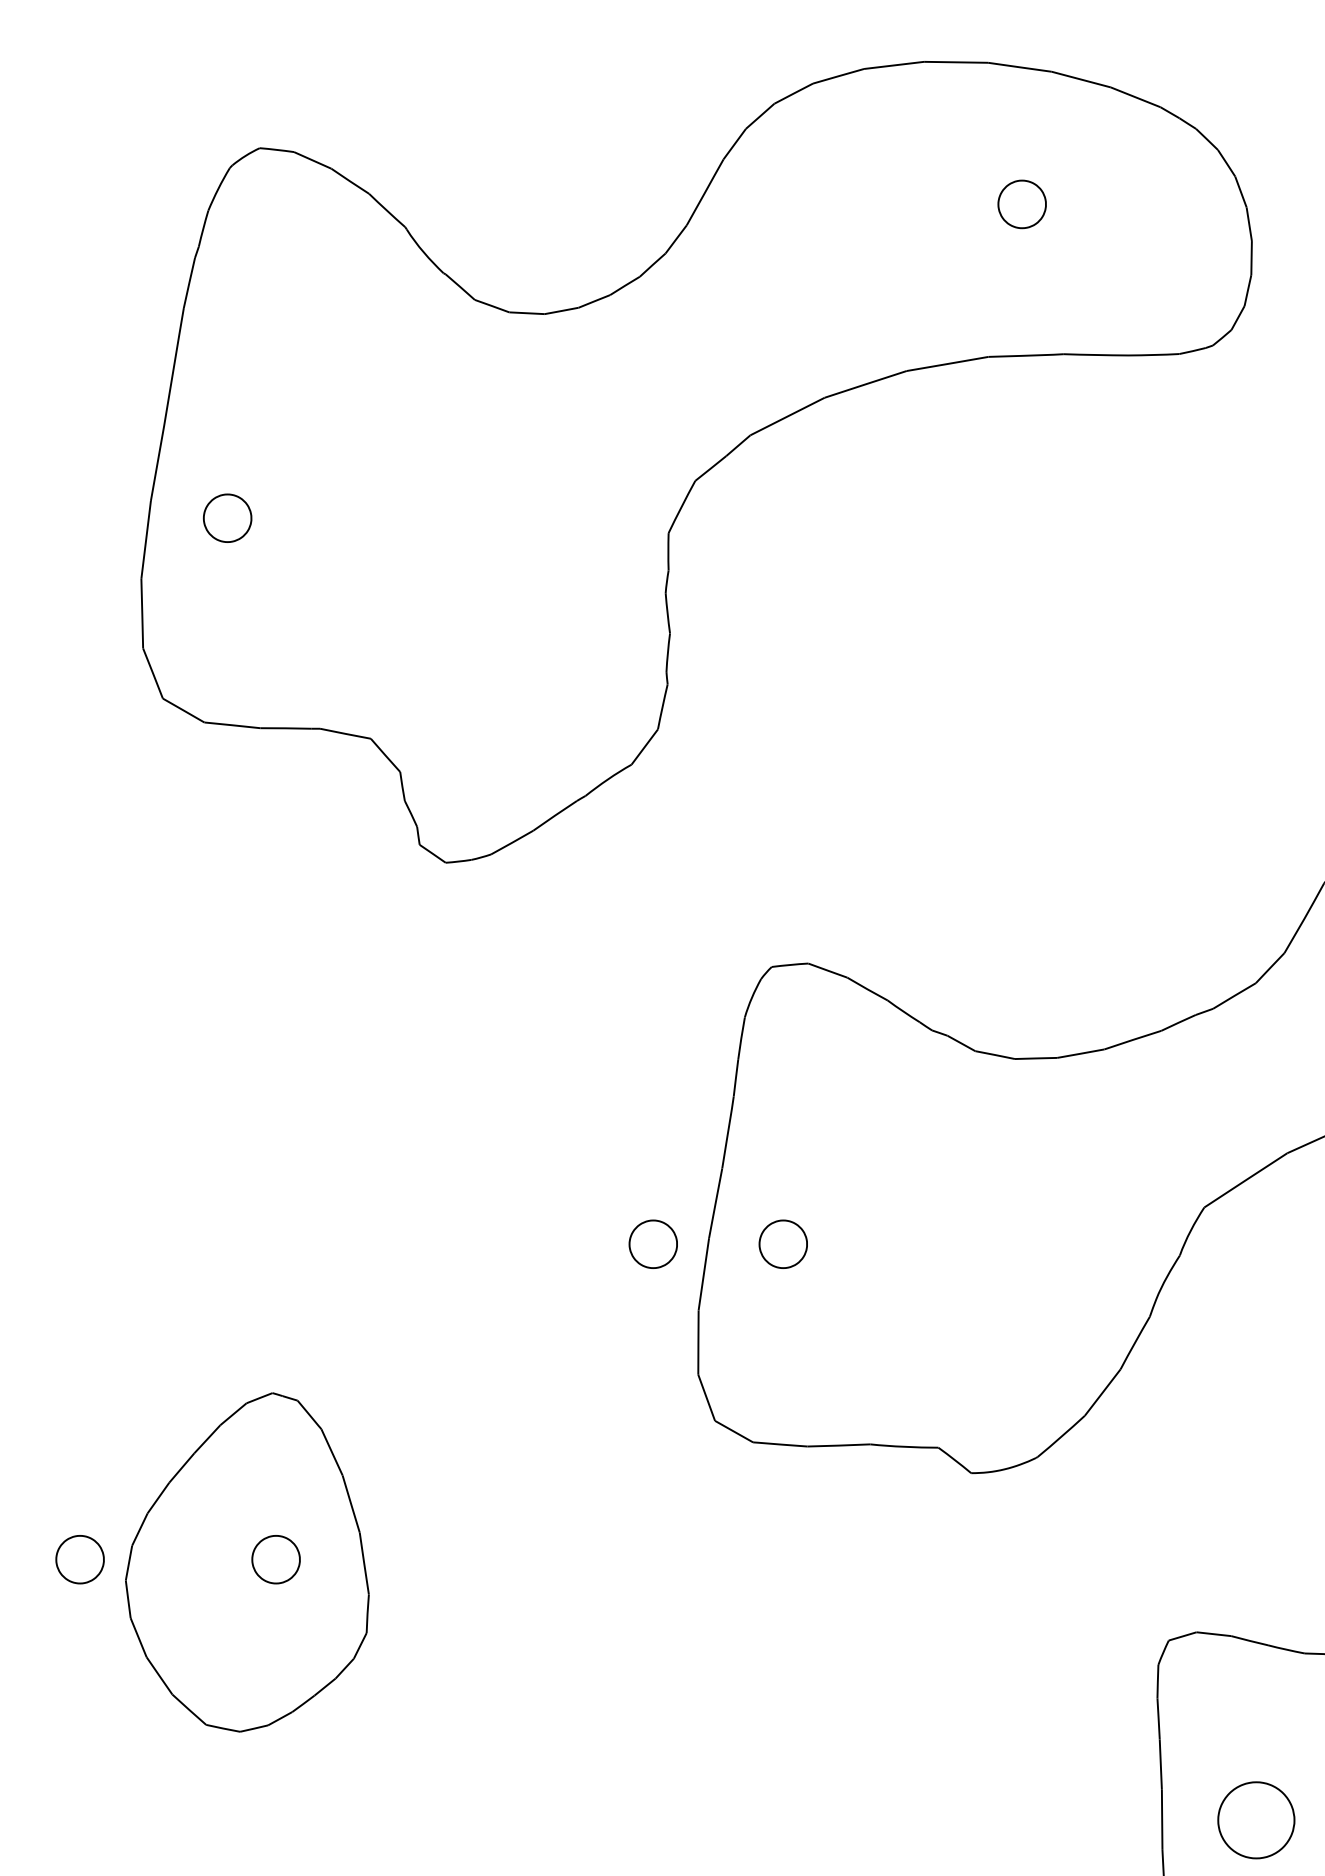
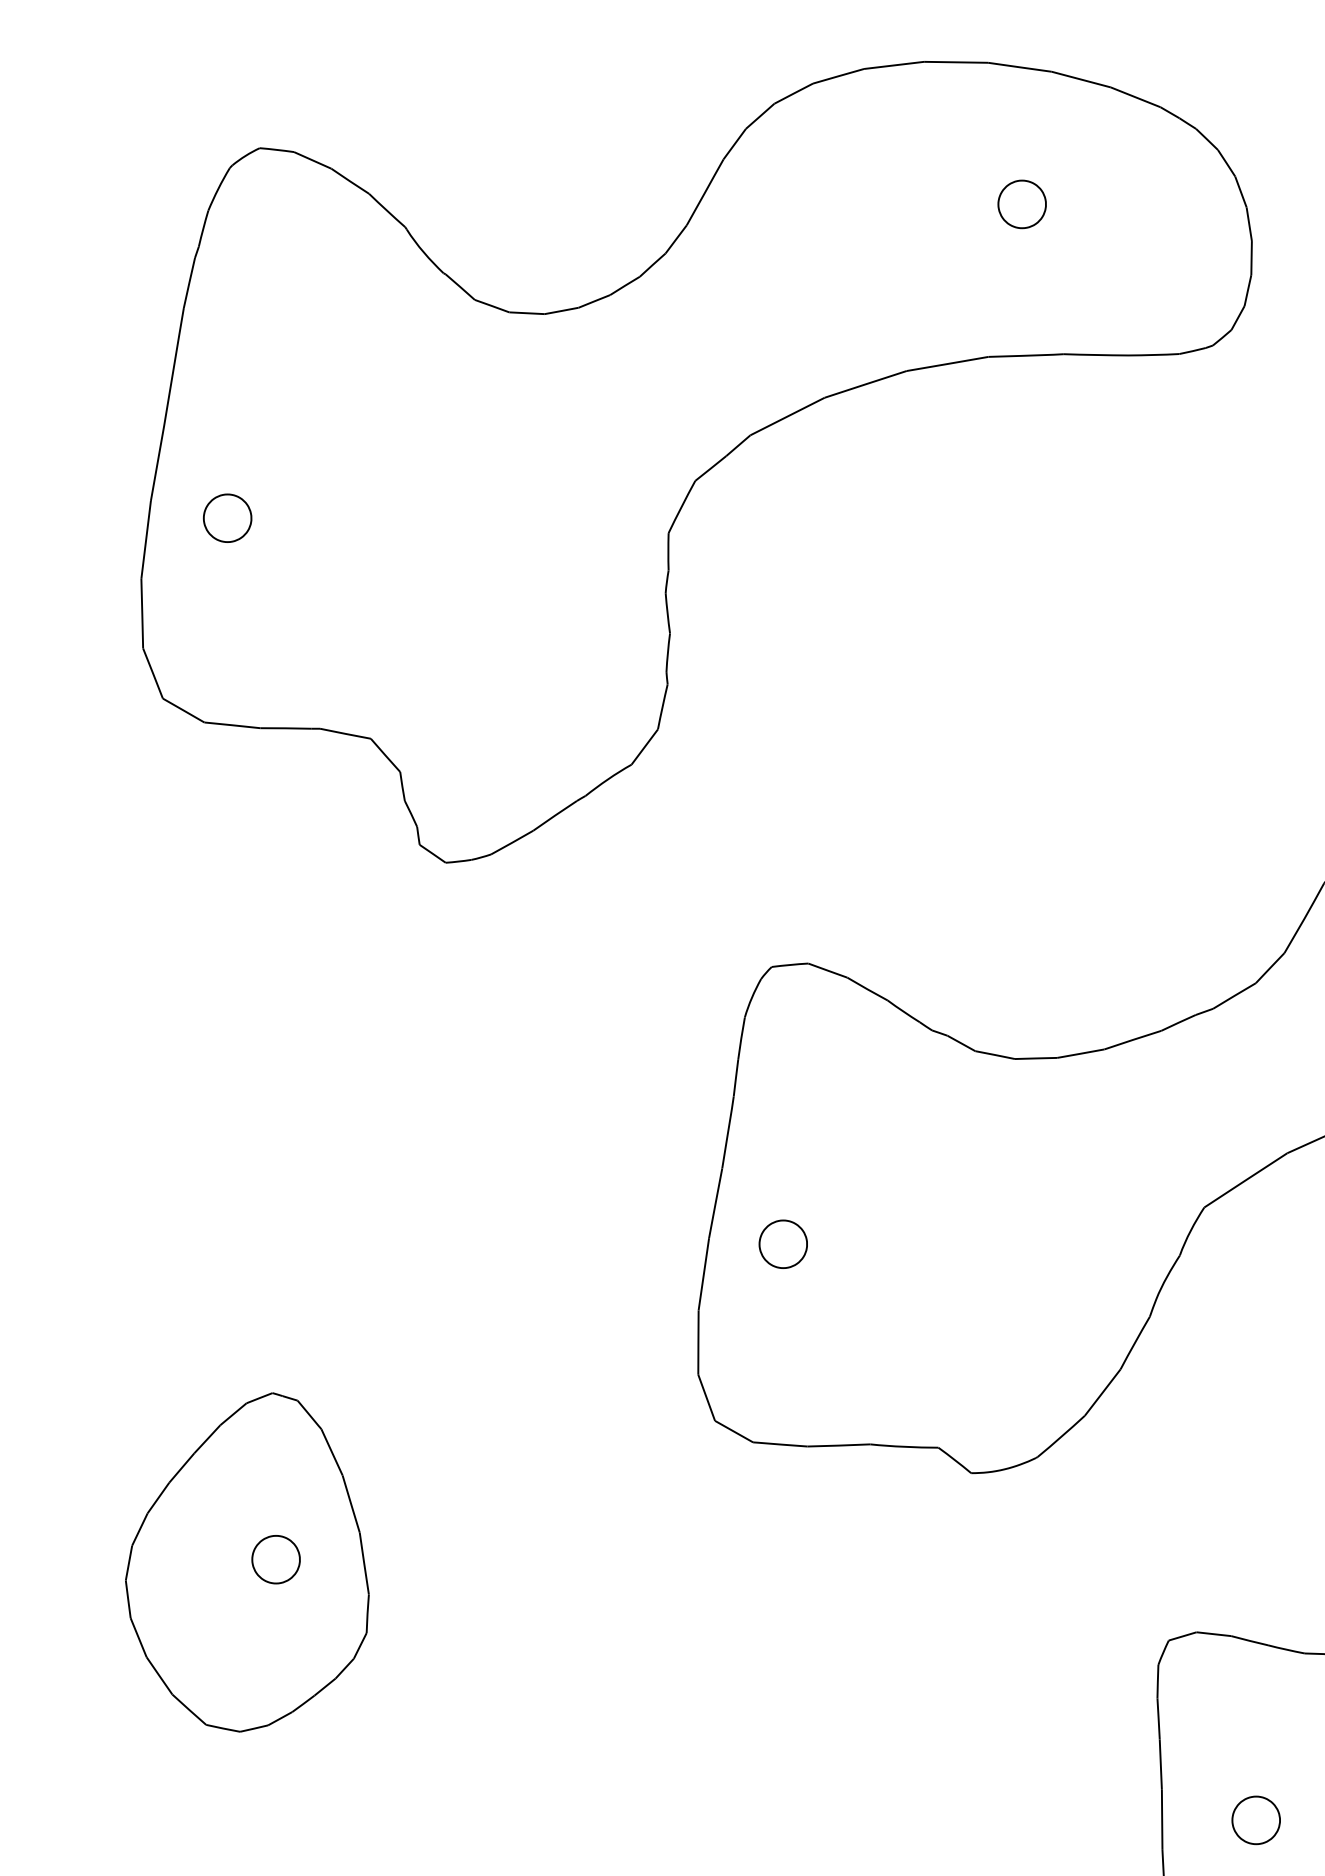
part: present -> none (652, 1243)
part: present -> none (79, 1559)
part size: 79x79 px -> 50x51 px (1255, 1820)
